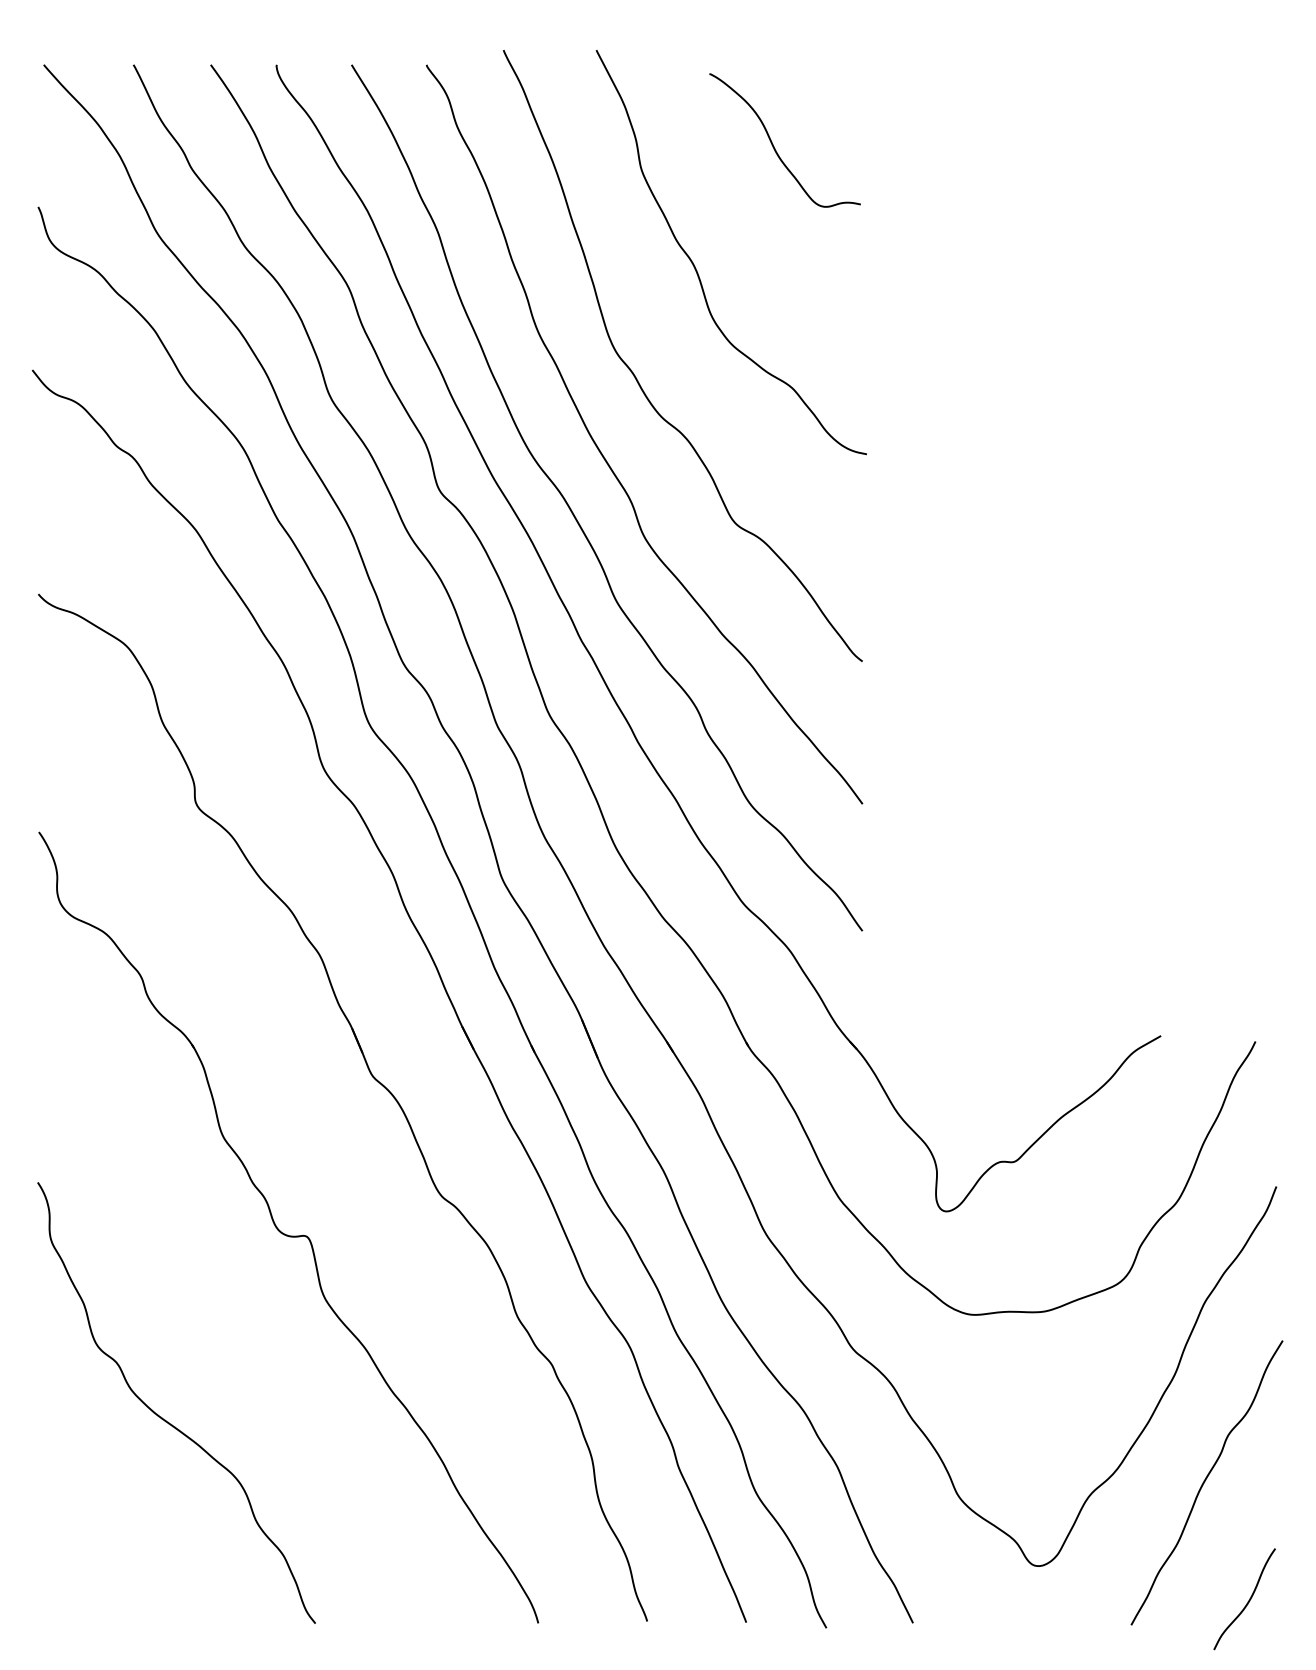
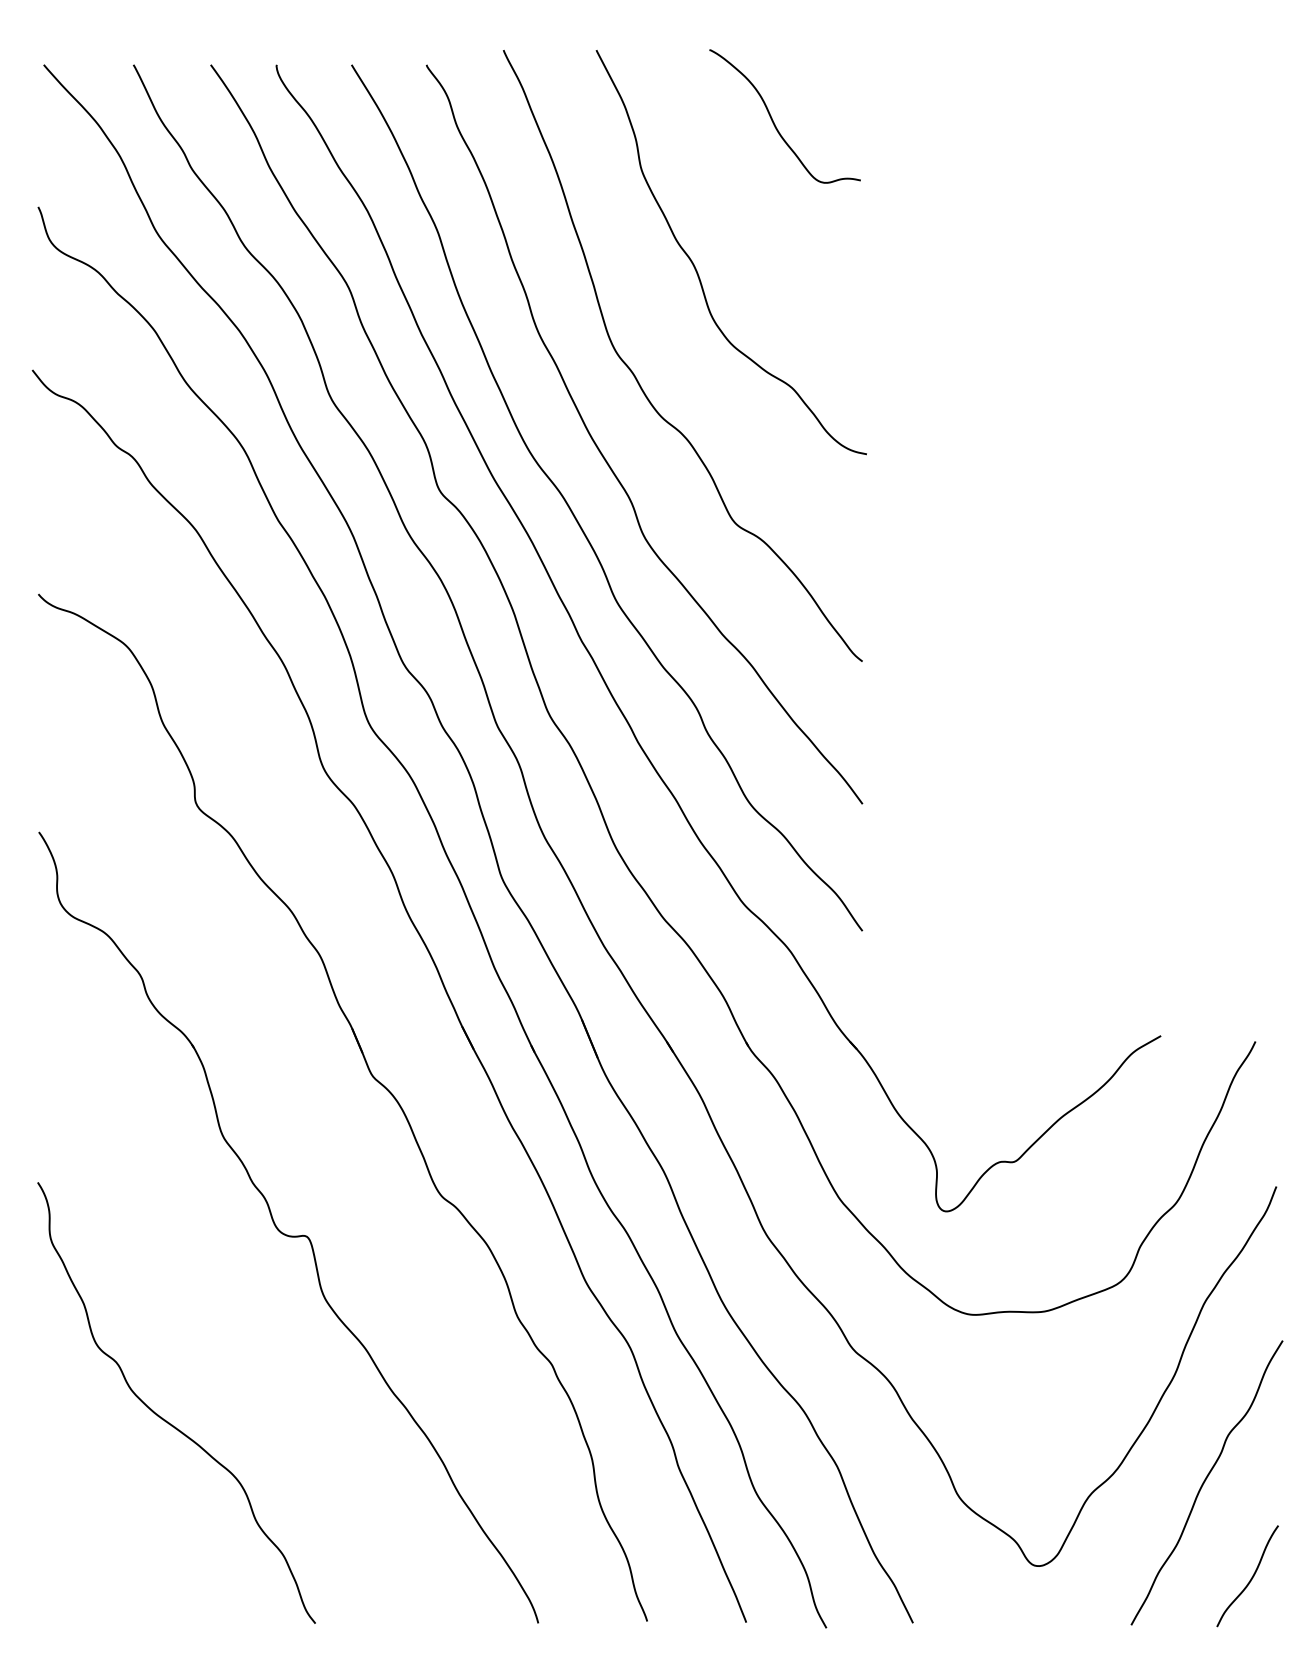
curve position: (774, 146) -> (774, 122) (774, 122)
curve position: (1247, 1601) -> (1250, 1578) (1250, 1578)
